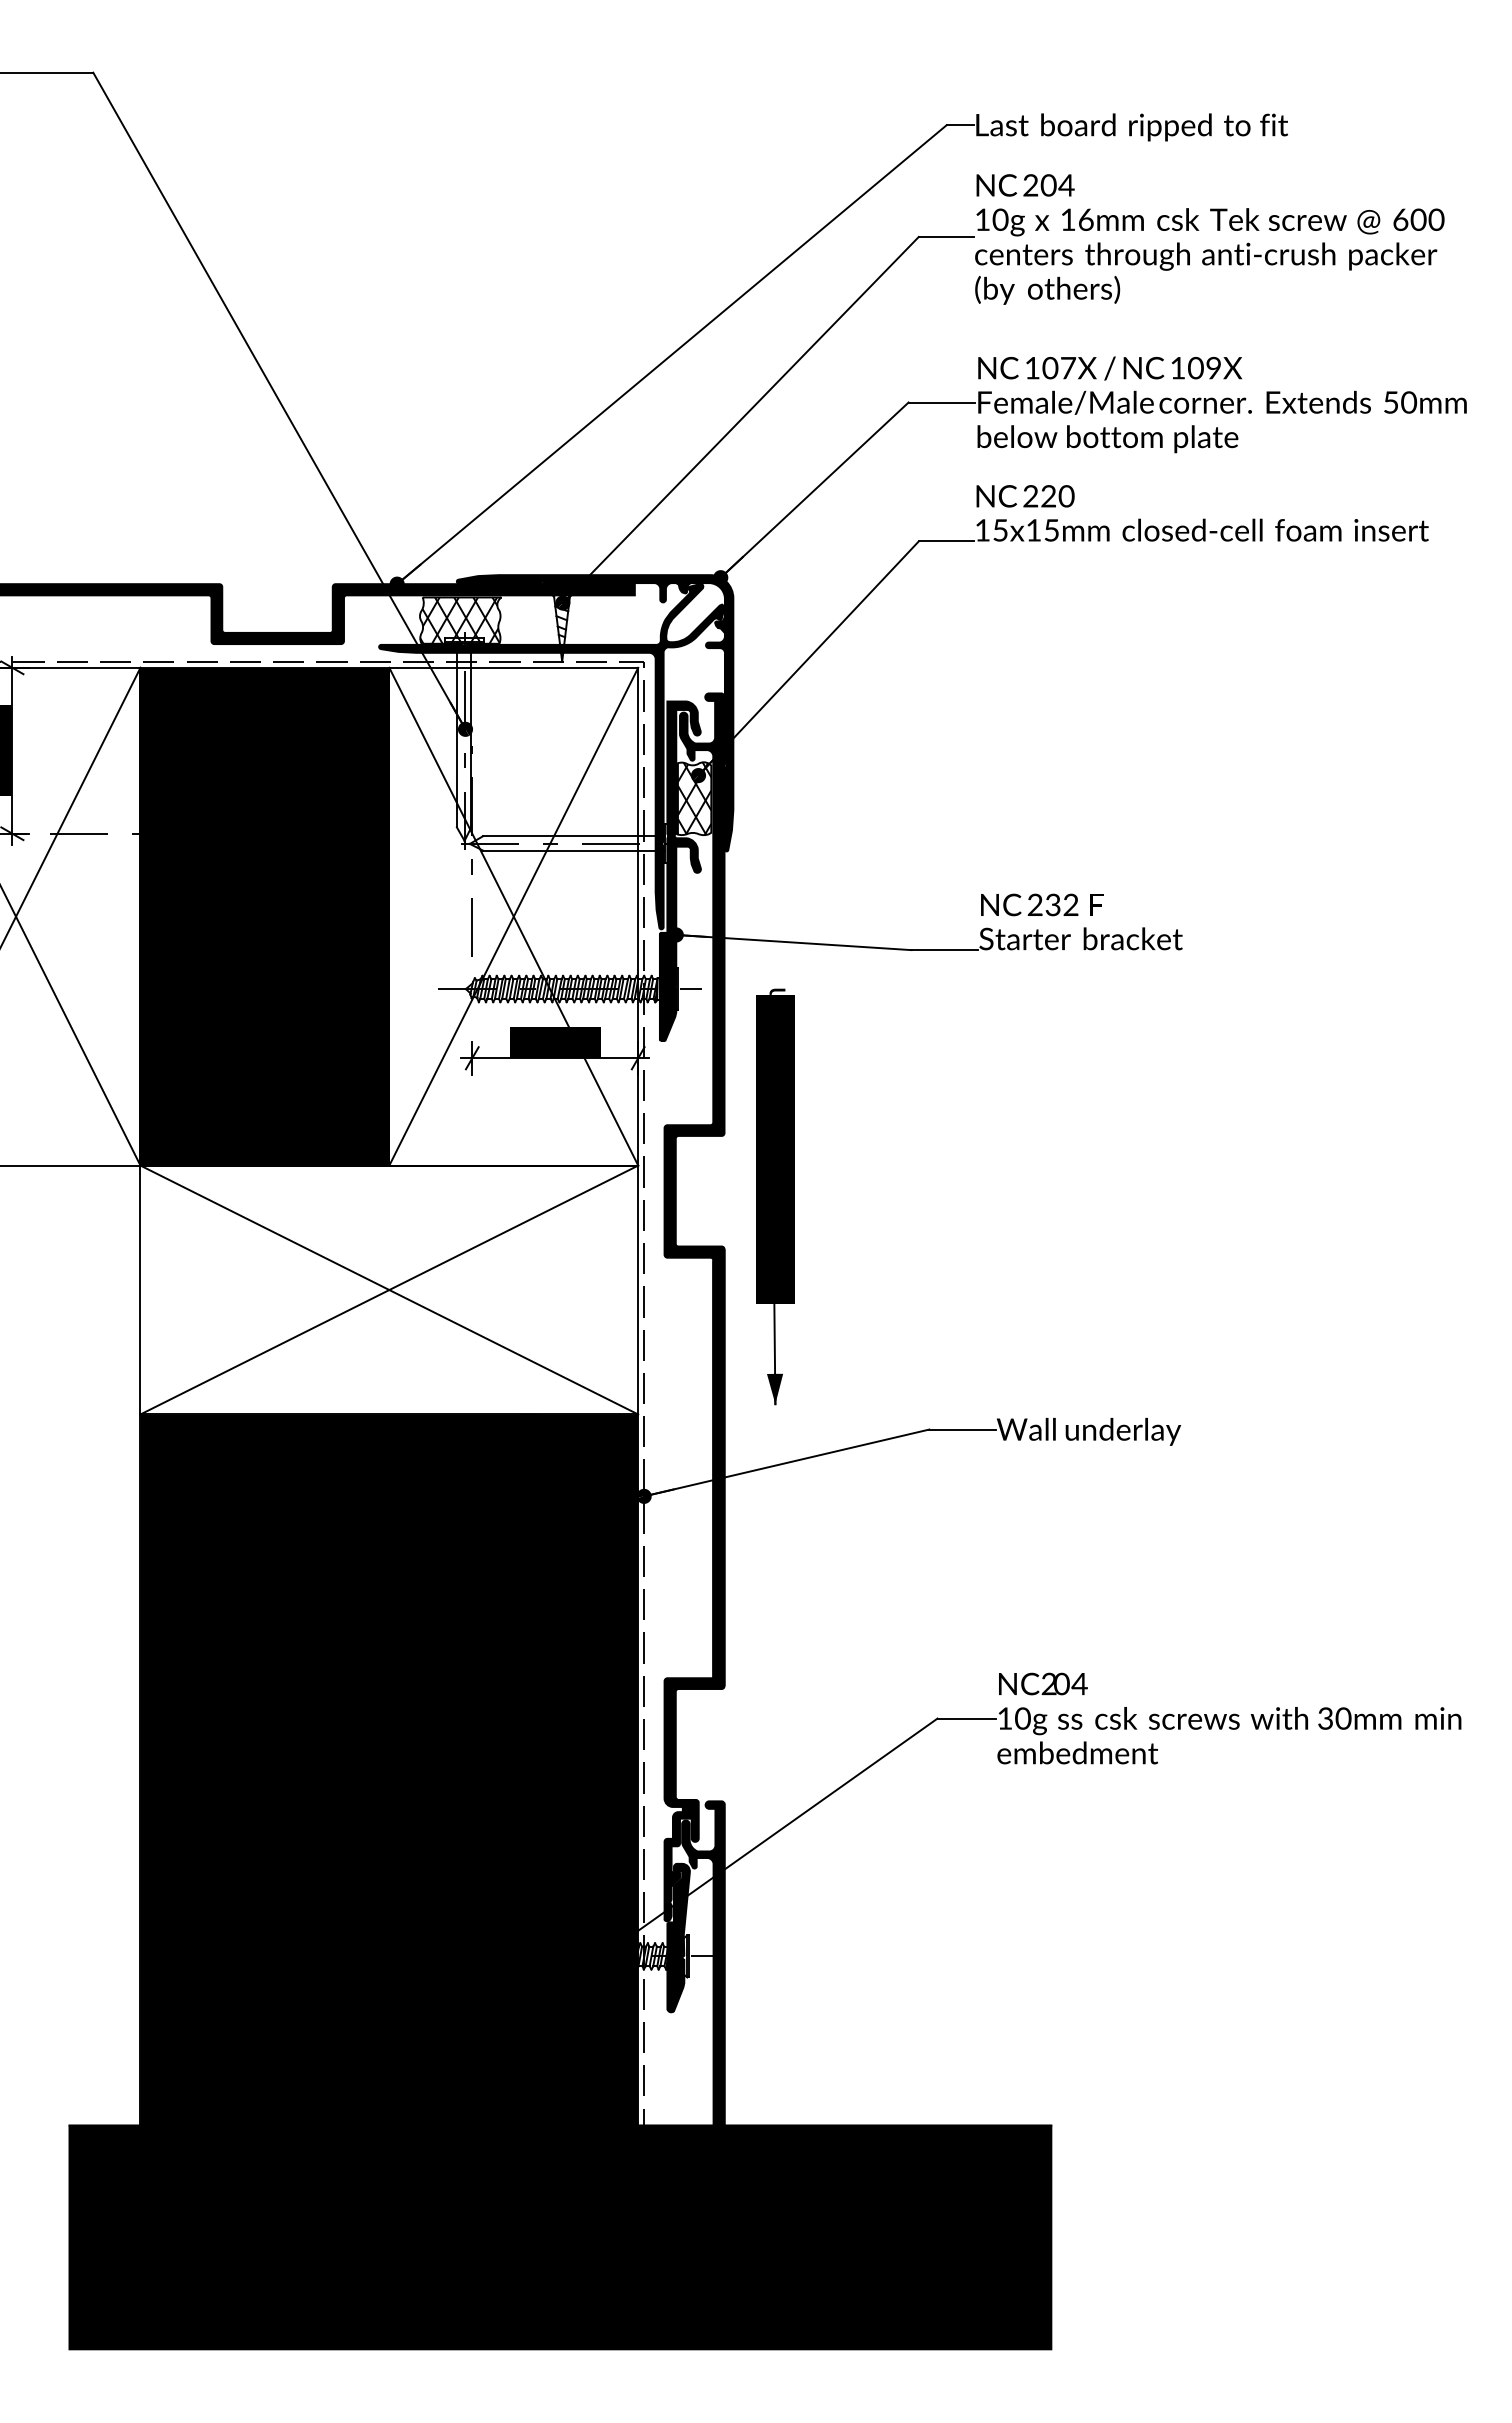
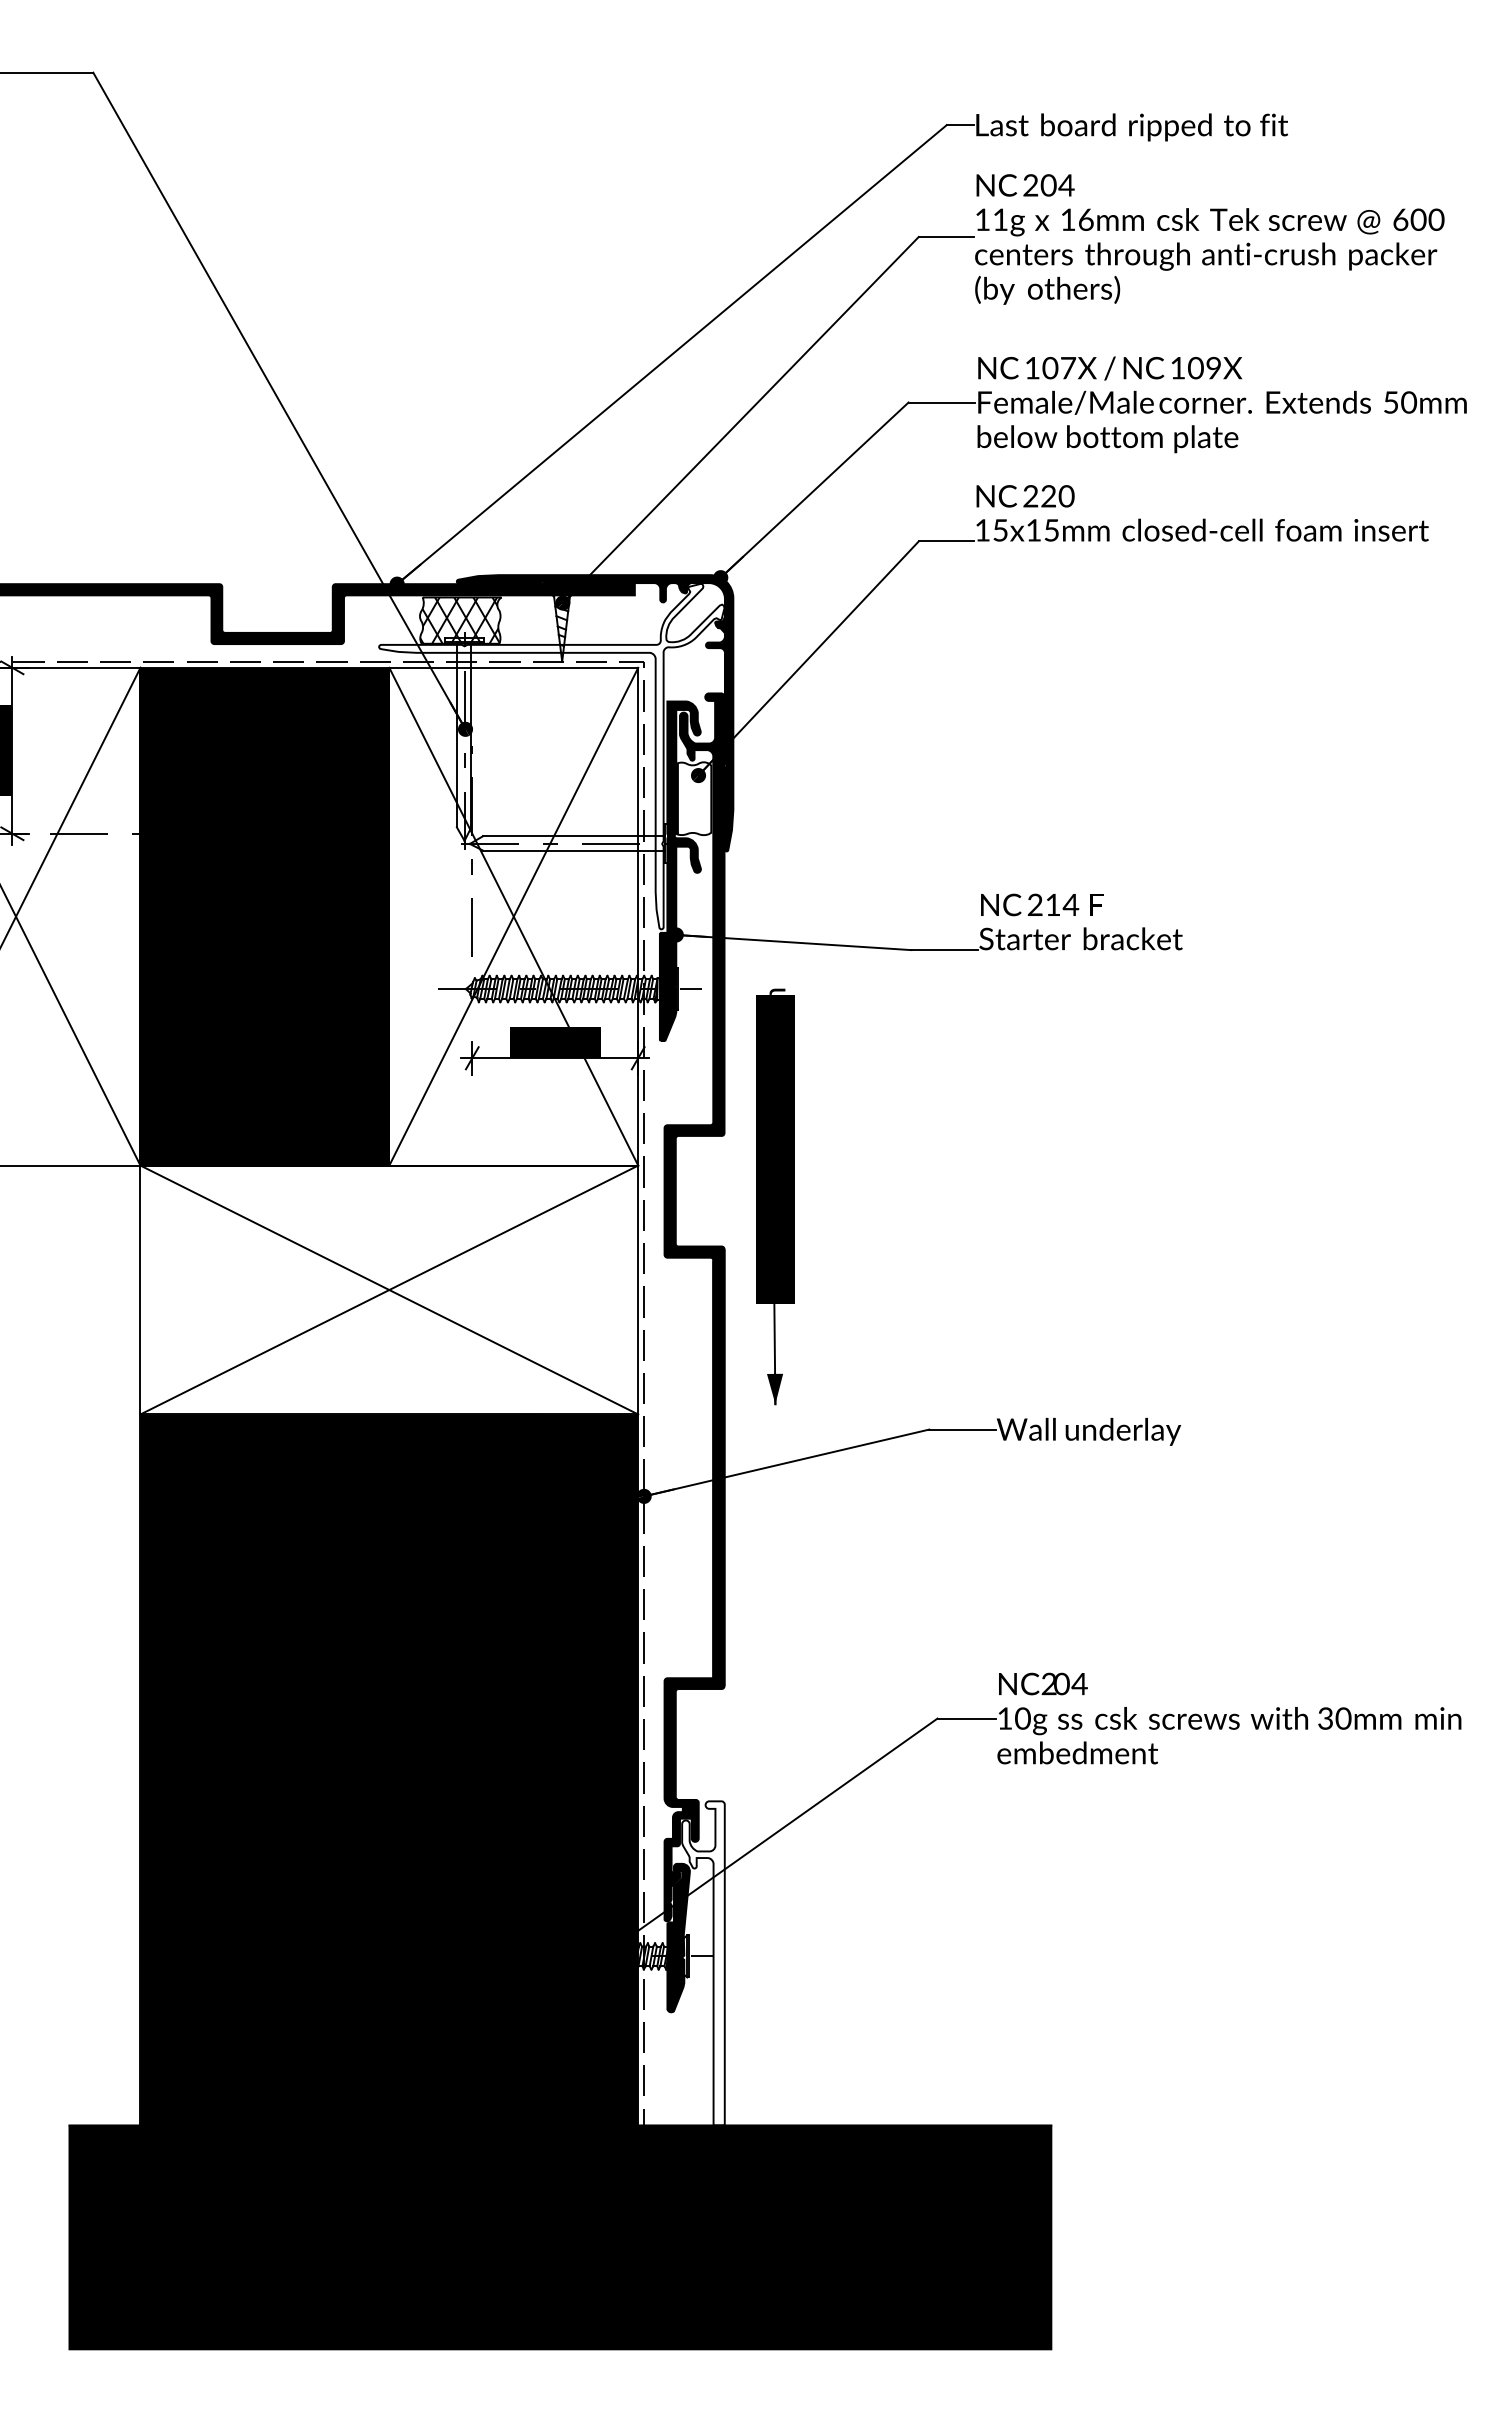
text: 10g -> 11g (1000, 219)
fill: present -> none (551, 756)
hatch: present -> none (694, 798)
text: 232 -> 214 (1062, 904)
fill: present -> none (703, 1963)
